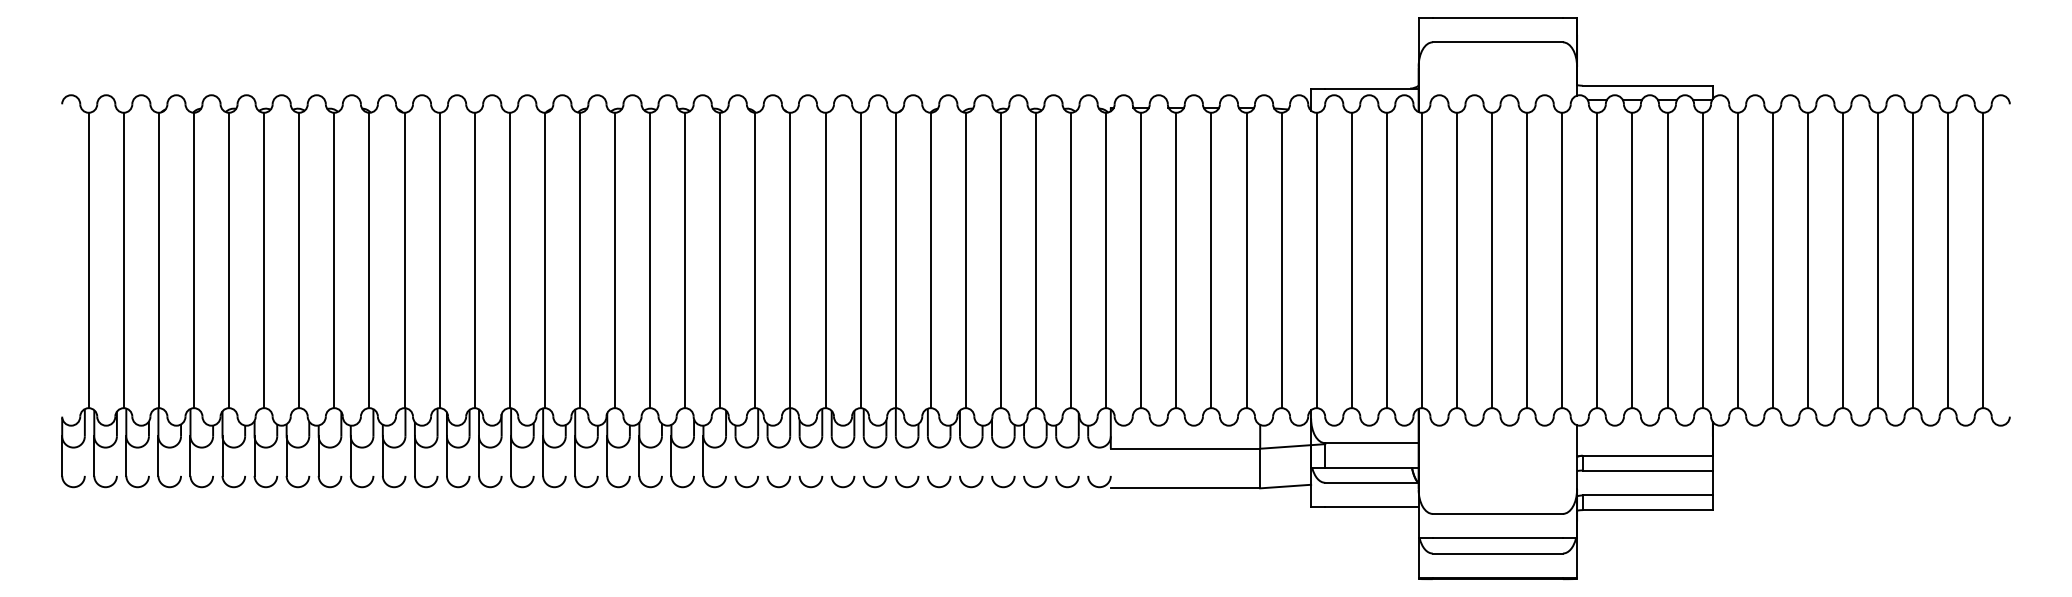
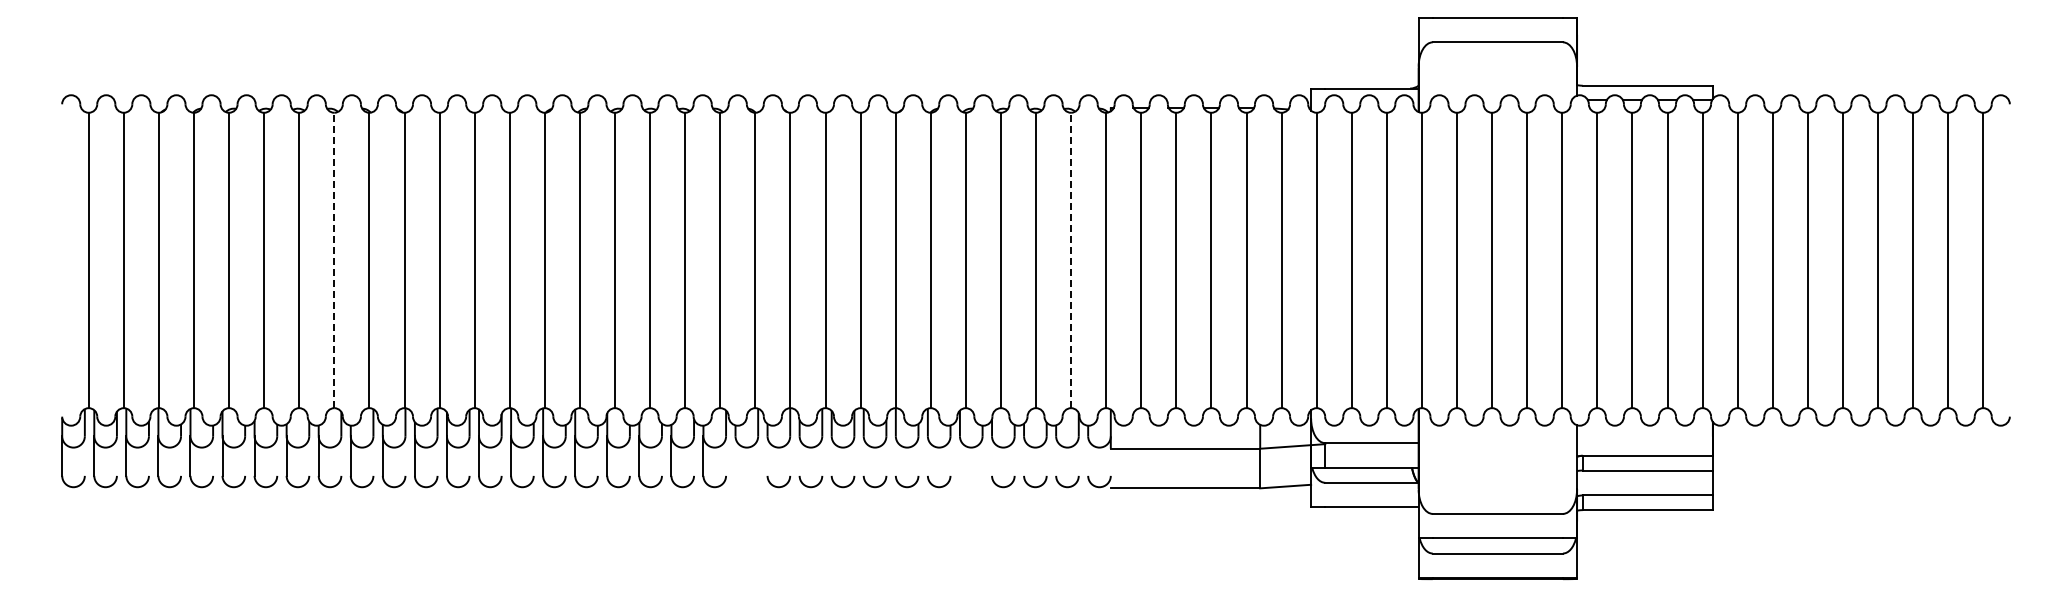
line: solid -> dashed (334, 260)
line: solid -> dashed (1071, 260)
arc: present -> none (746, 486)
arc: present -> none (971, 486)
